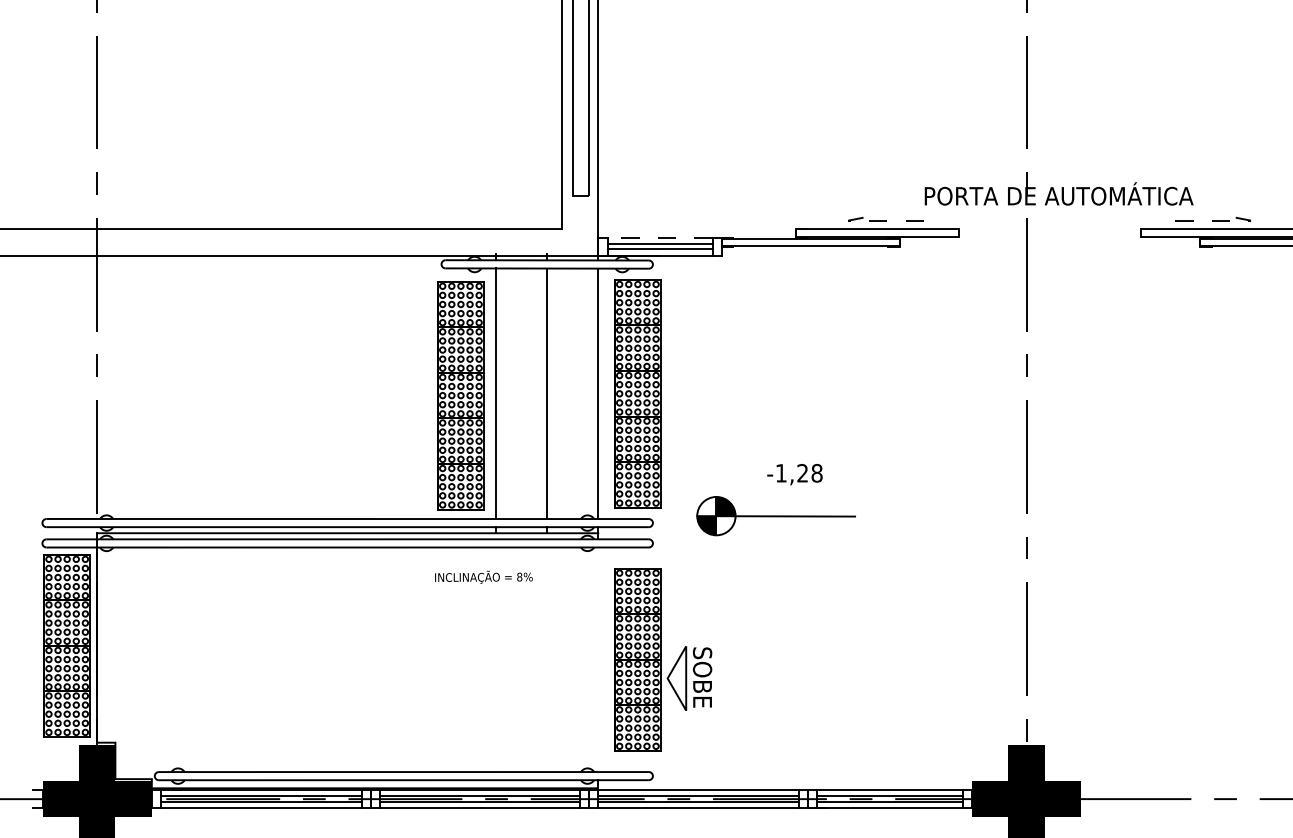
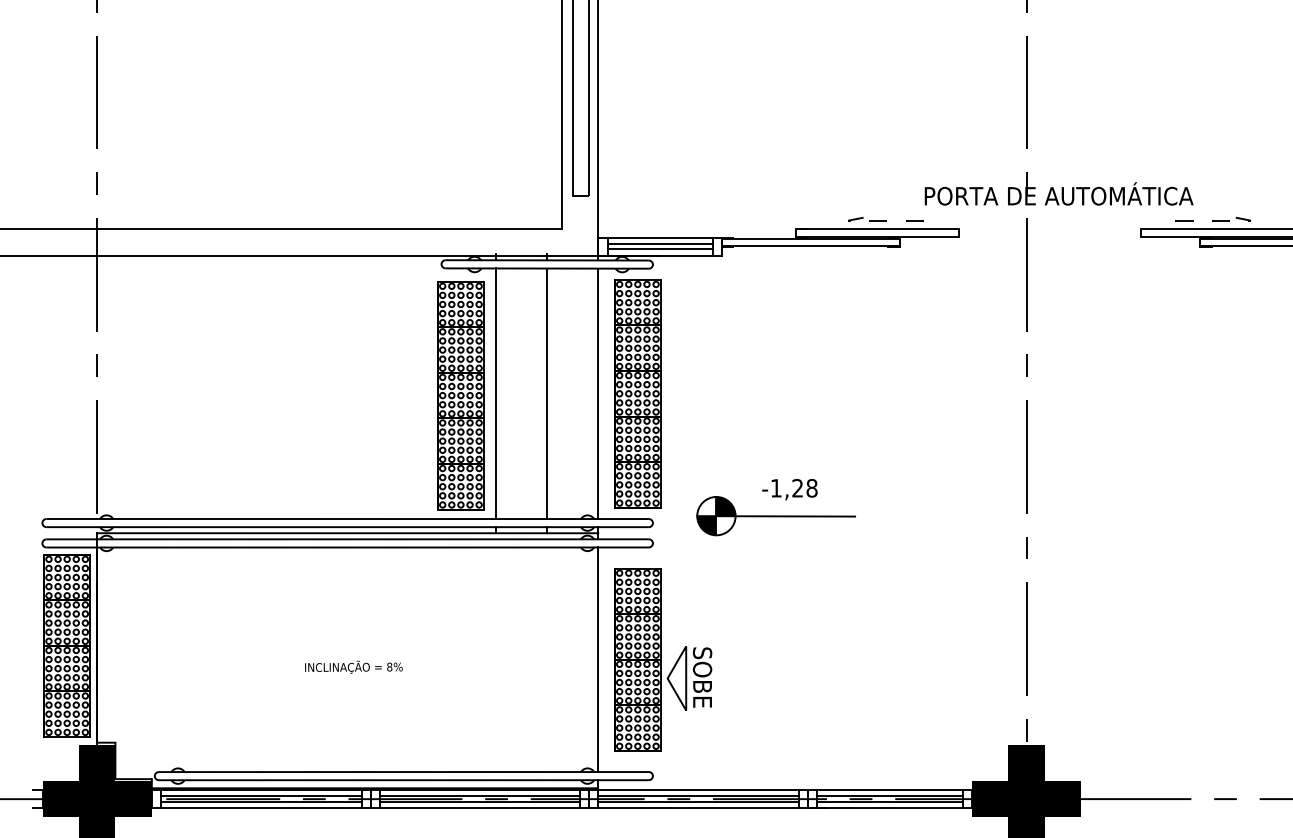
line: dashed -> solid (660, 237)
text position: (794, 474) -> (789, 489) (789, 489)
text position: (483, 576) -> (353, 666) (353, 666)
line: none -> present (598, 659)
